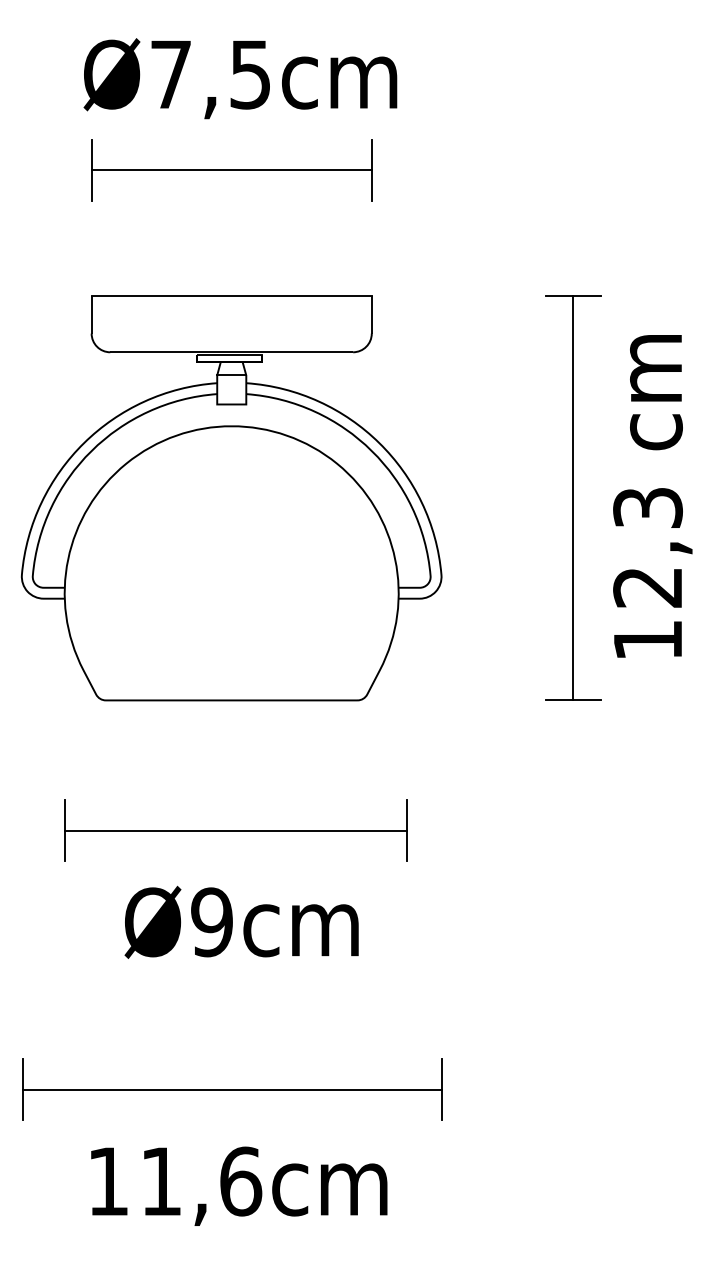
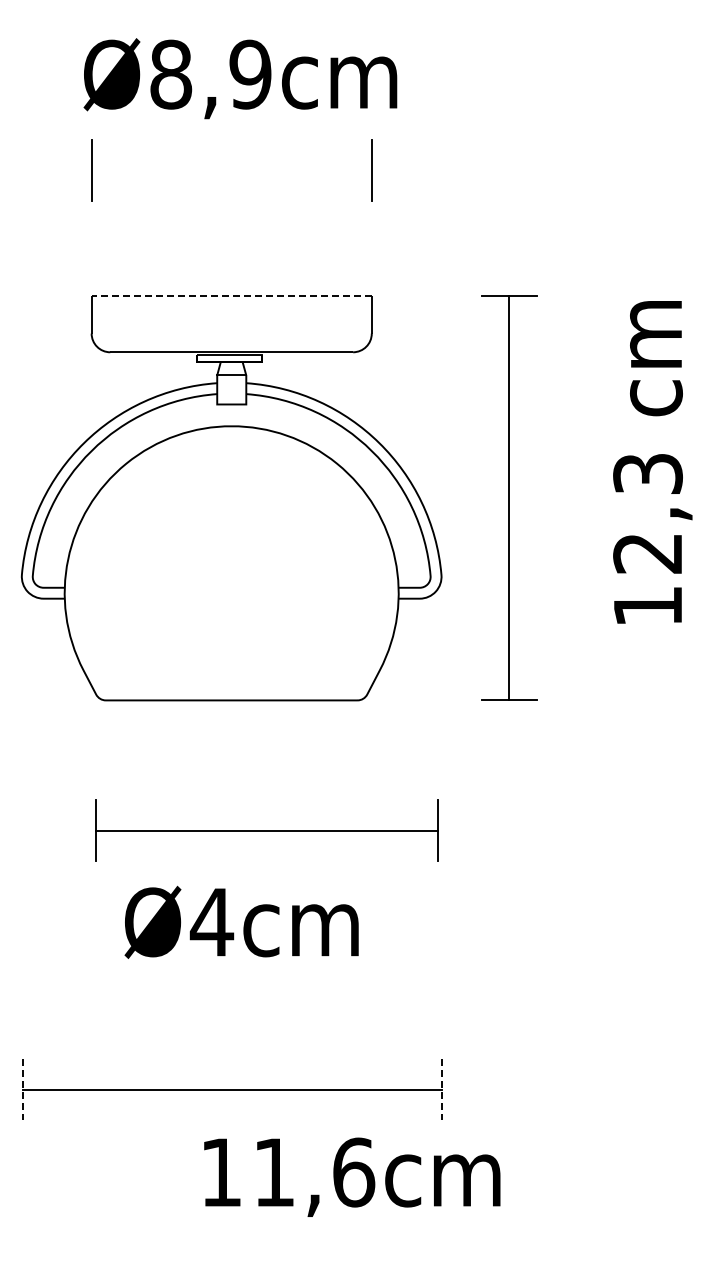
text: Ø7,5cm -> Ø8,9cm (210, 74)
line: present -> none (231, 170)
line: solid -> dashed (231, 296)
text position: (652, 496) -> (652, 462) (652, 462)
part position: (573, 497) -> (509, 497) (509, 497)
part position: (235, 830) -> (266, 830) (266, 830)
text: Ø9cm -> Ø4cm (211, 922)
line: solid -> dashed (23, 1090)
line: solid -> dashed (442, 1090)
text position: (239, 1185) -> (352, 1176) (352, 1176)
